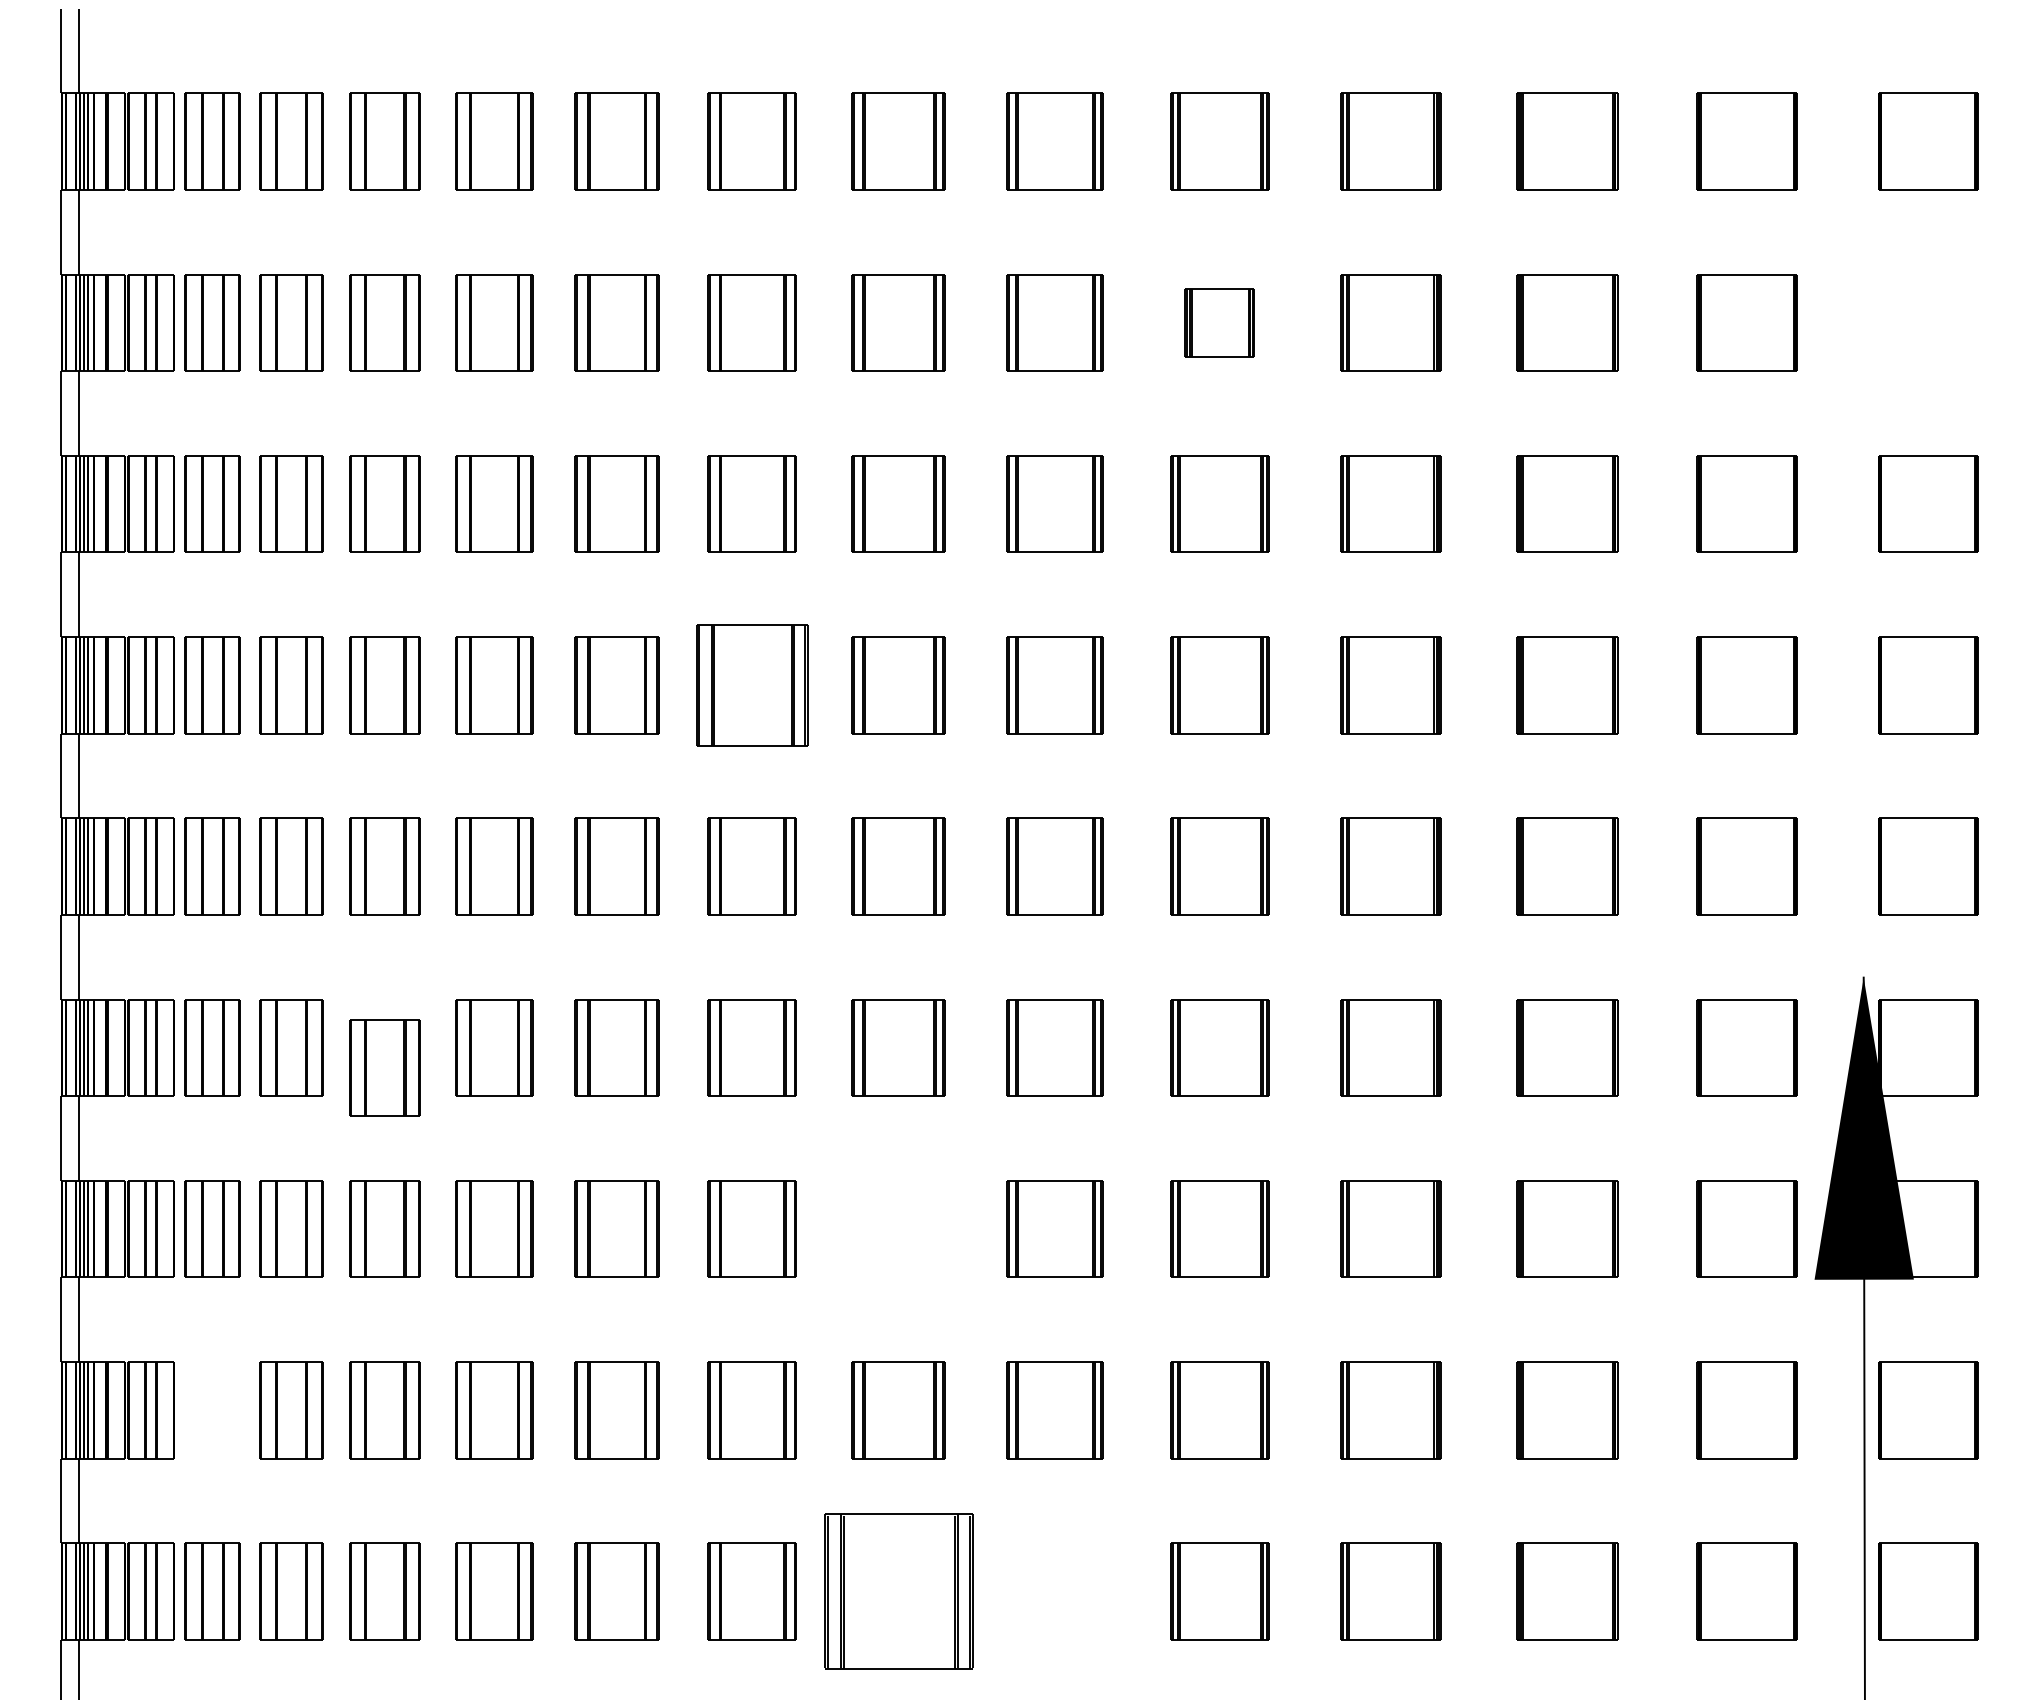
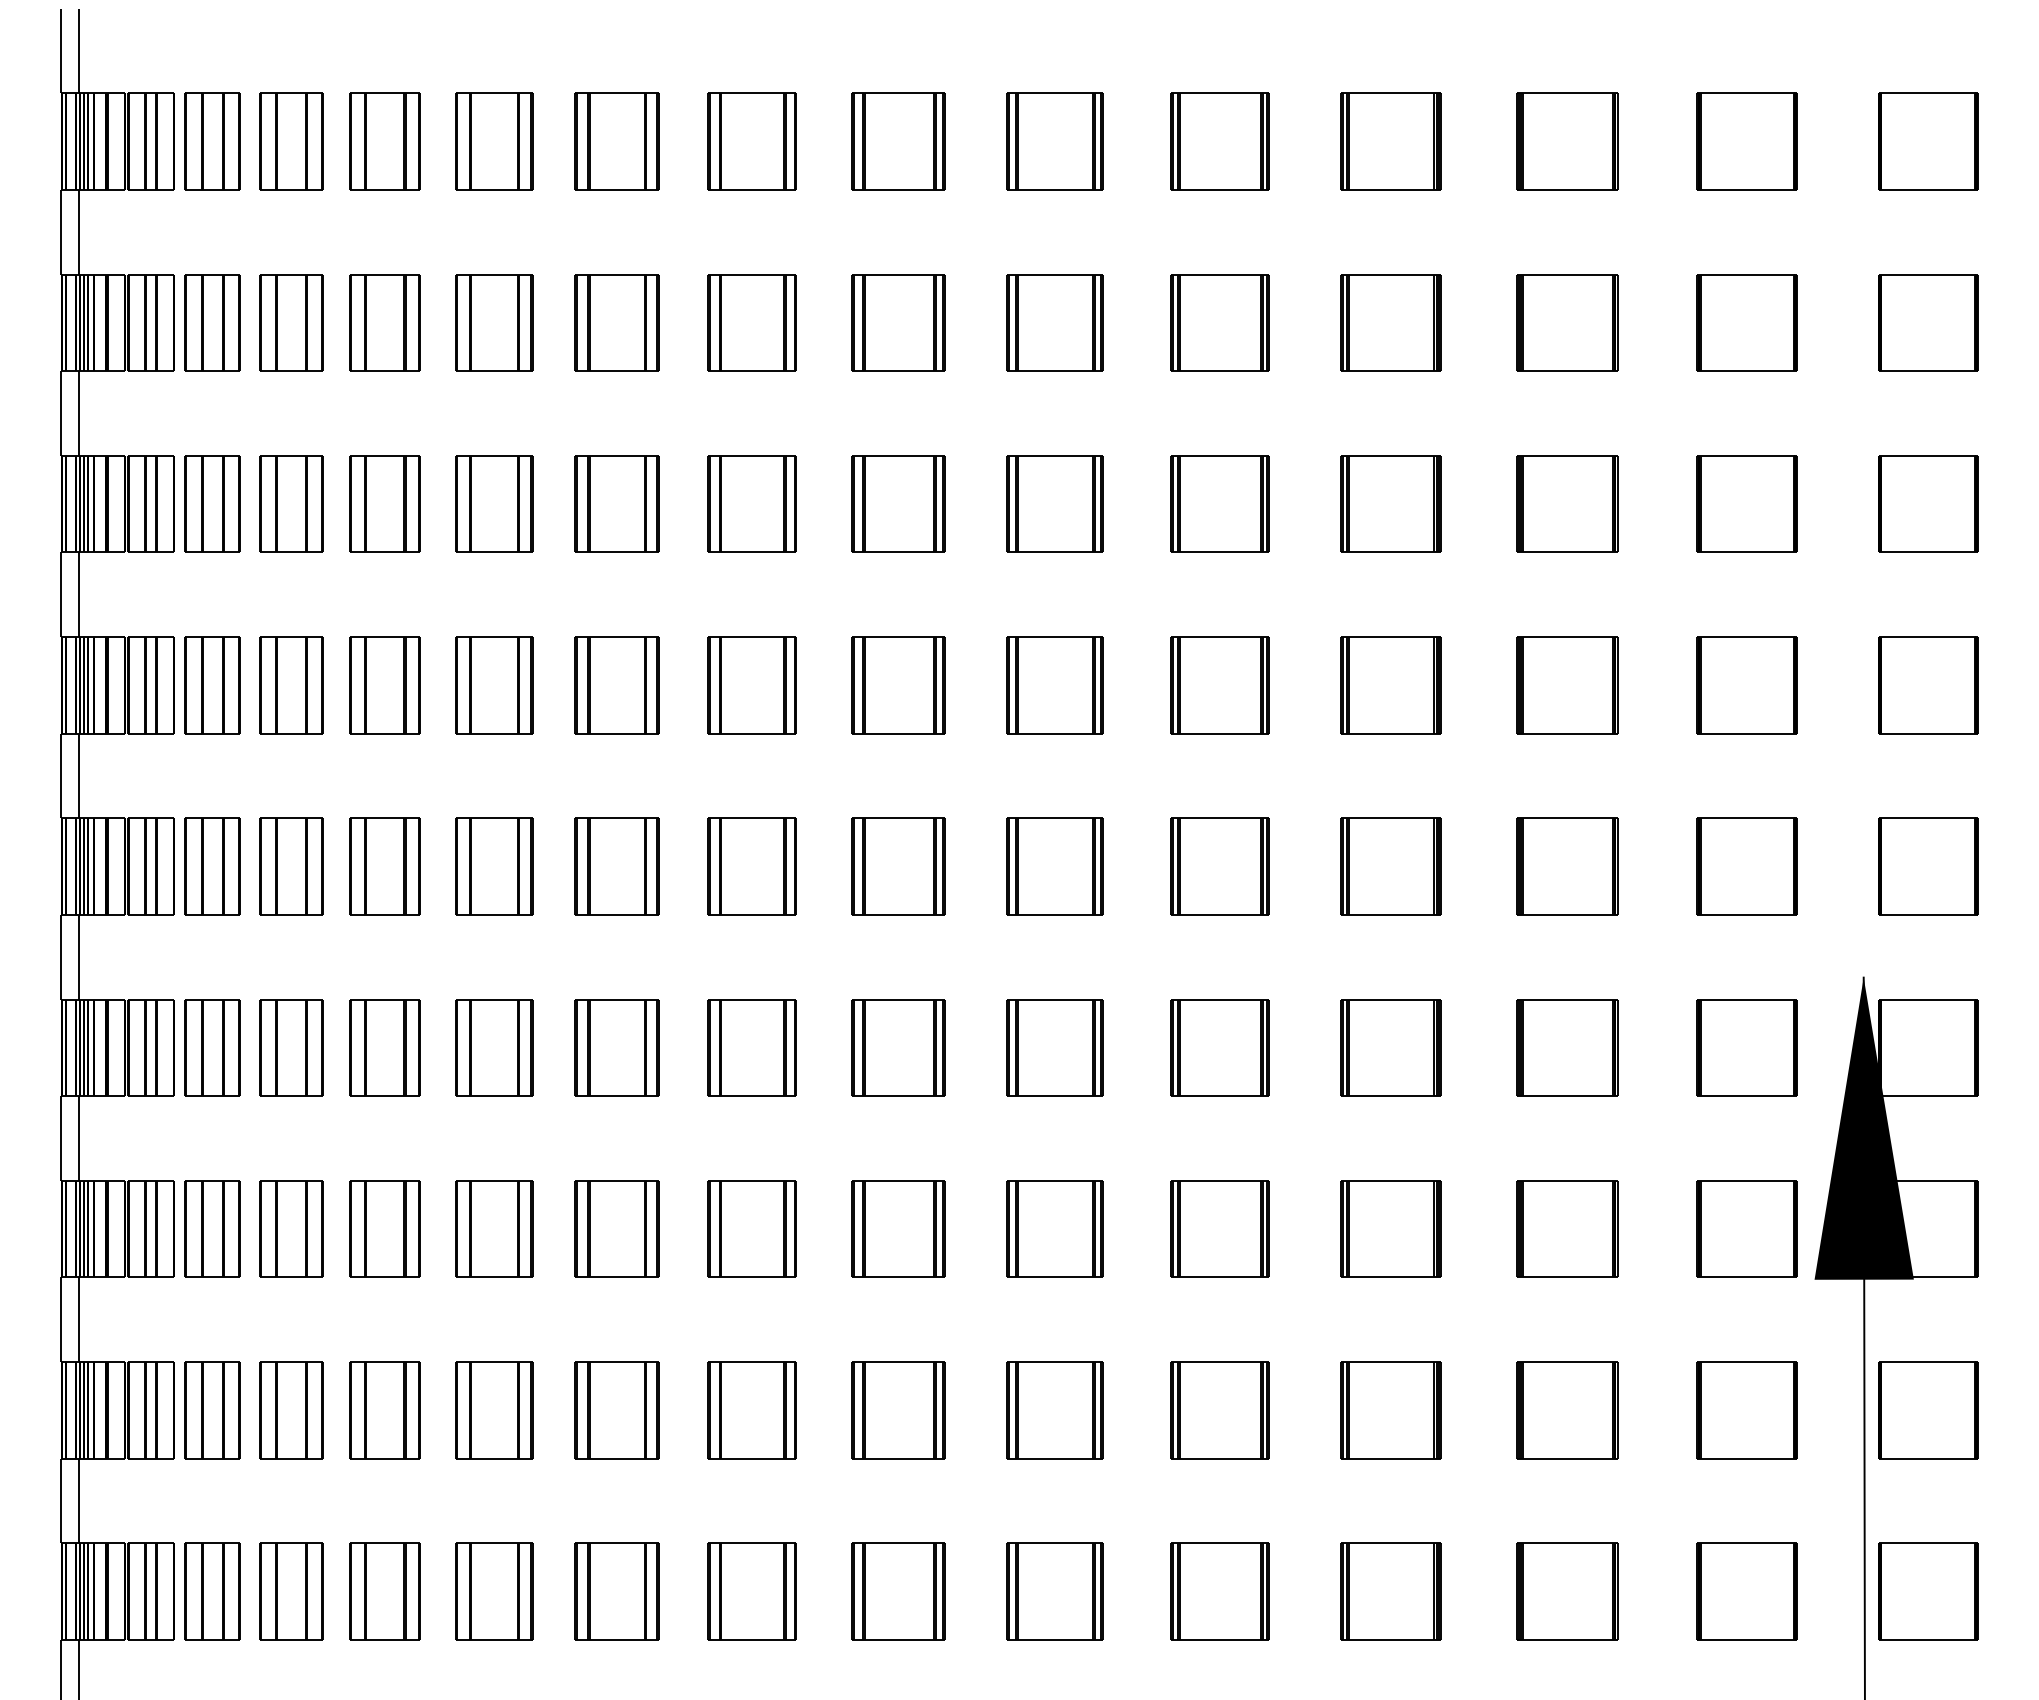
part size: 71x70 px -> 100x98 px (1219, 322)
part: none -> present (1928, 322)
part size: 113x123 px -> 90x99 px (751, 685)
part position: (384, 1067) -> (384, 1047) (384, 1047)
part: none -> present (898, 1228)
part: none -> present (212, 1410)
part size: 150x157 px -> 95x99 px (898, 1591)
part: none -> present (1054, 1591)
